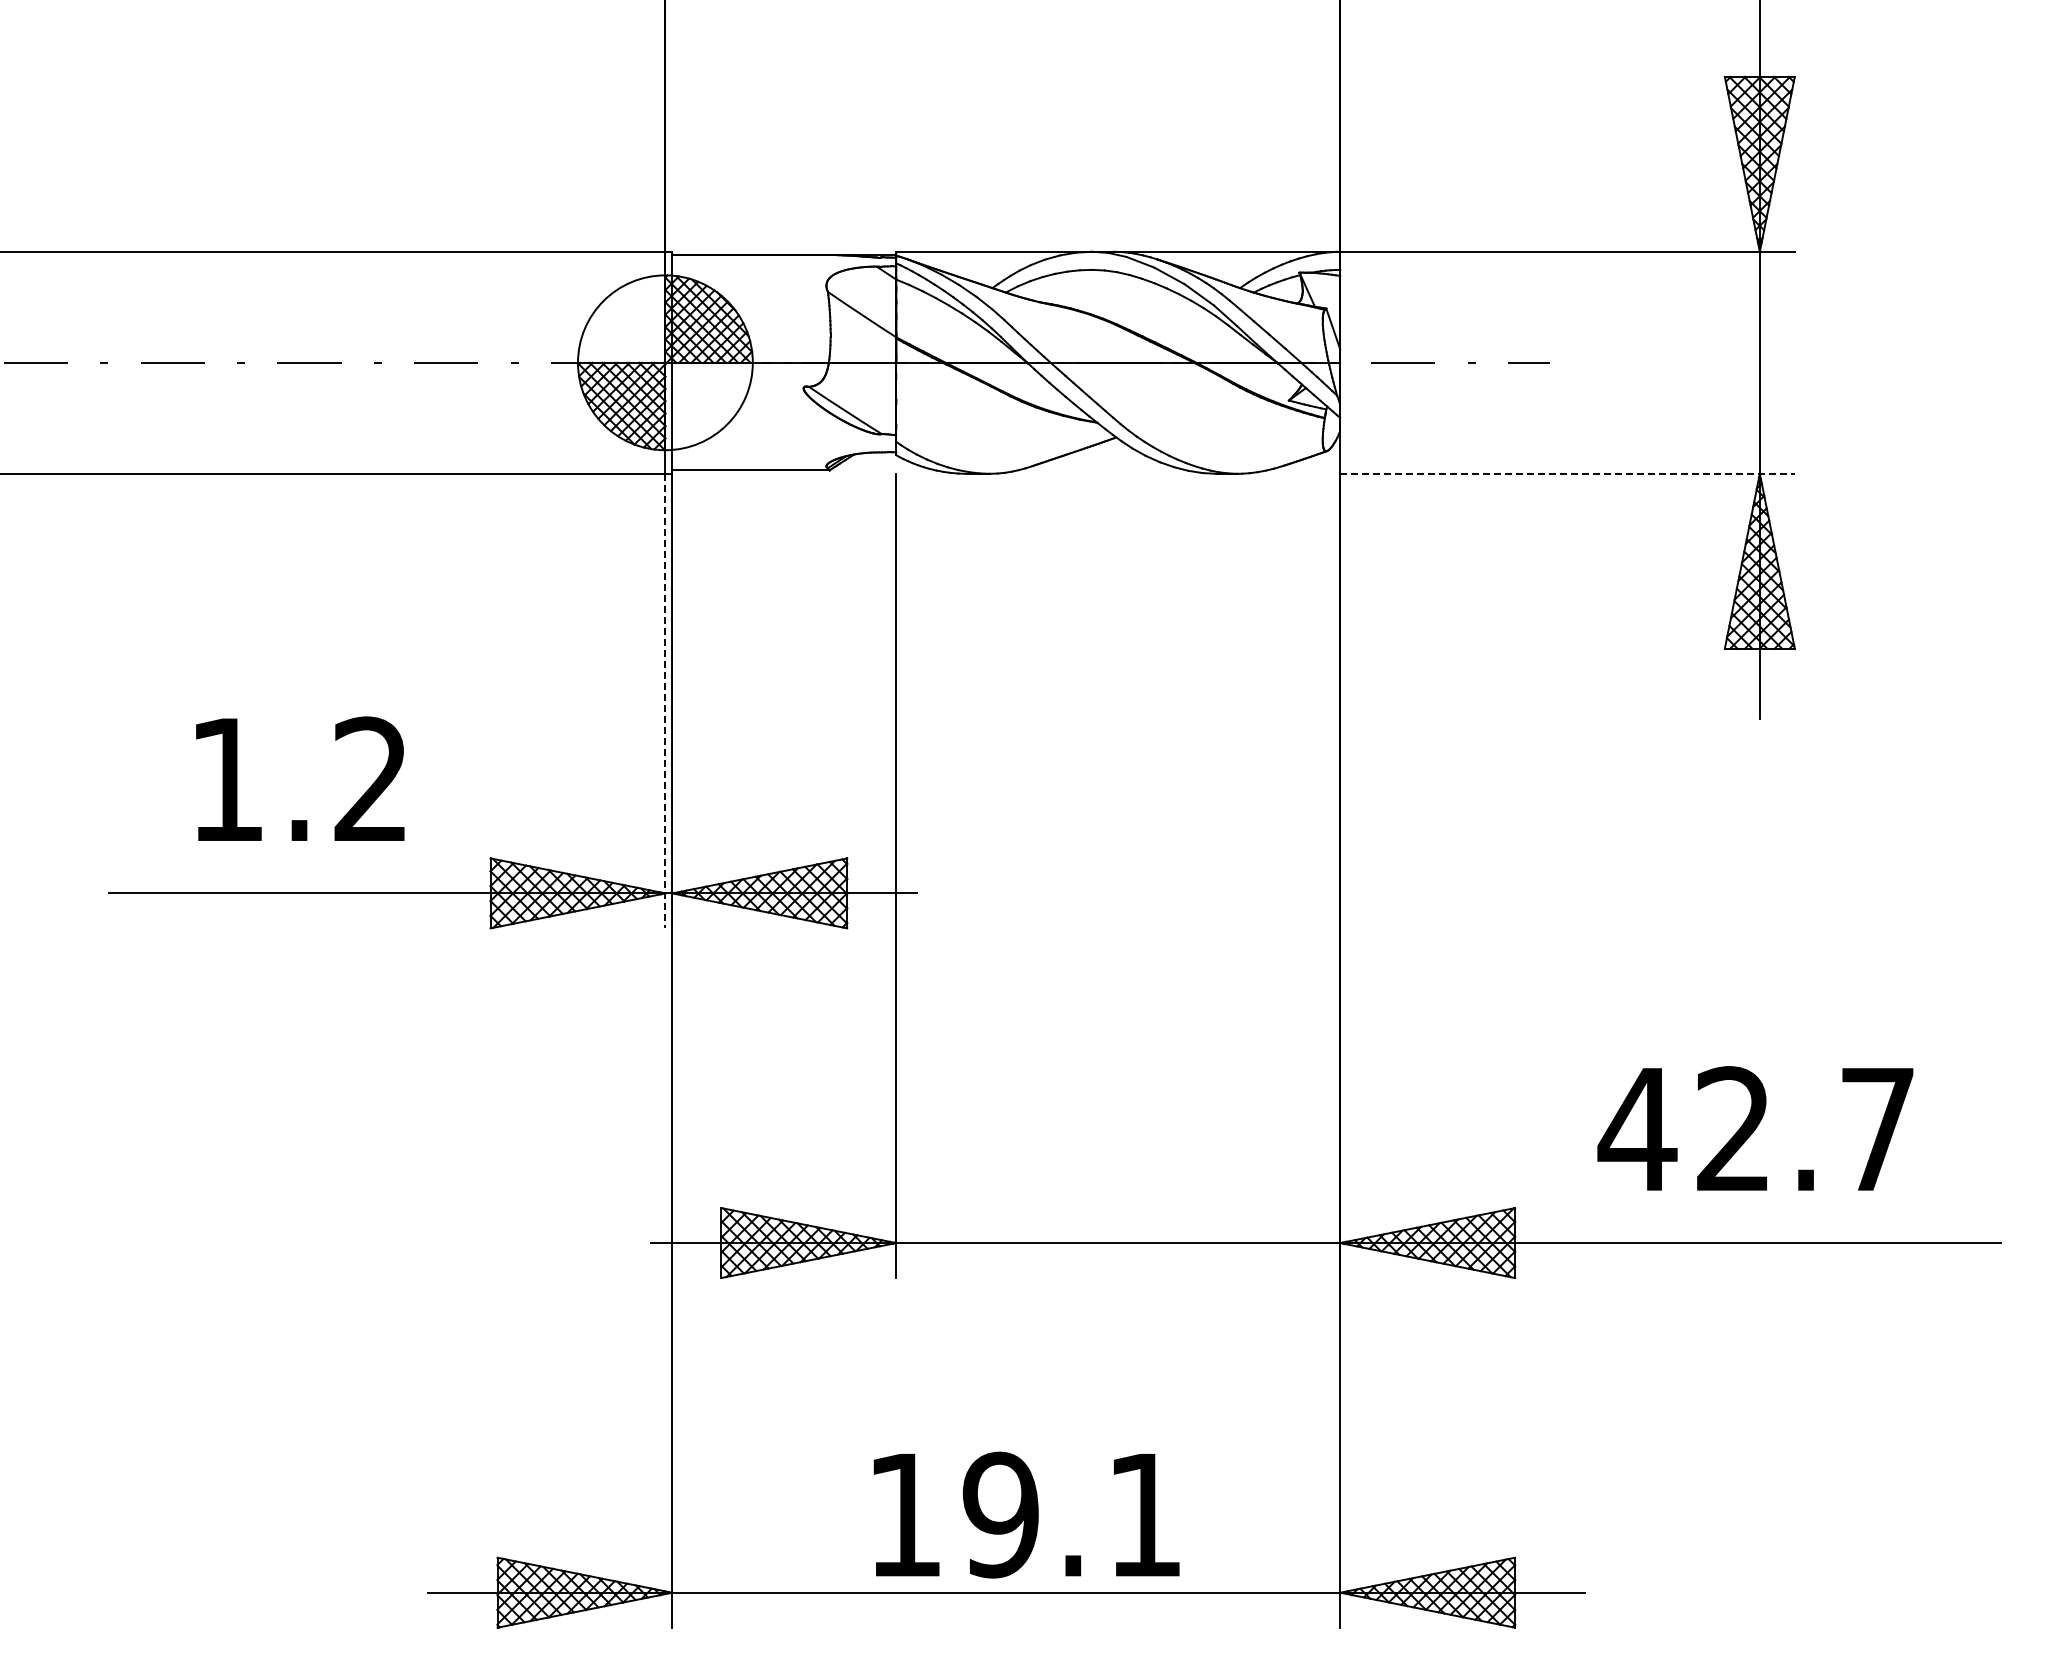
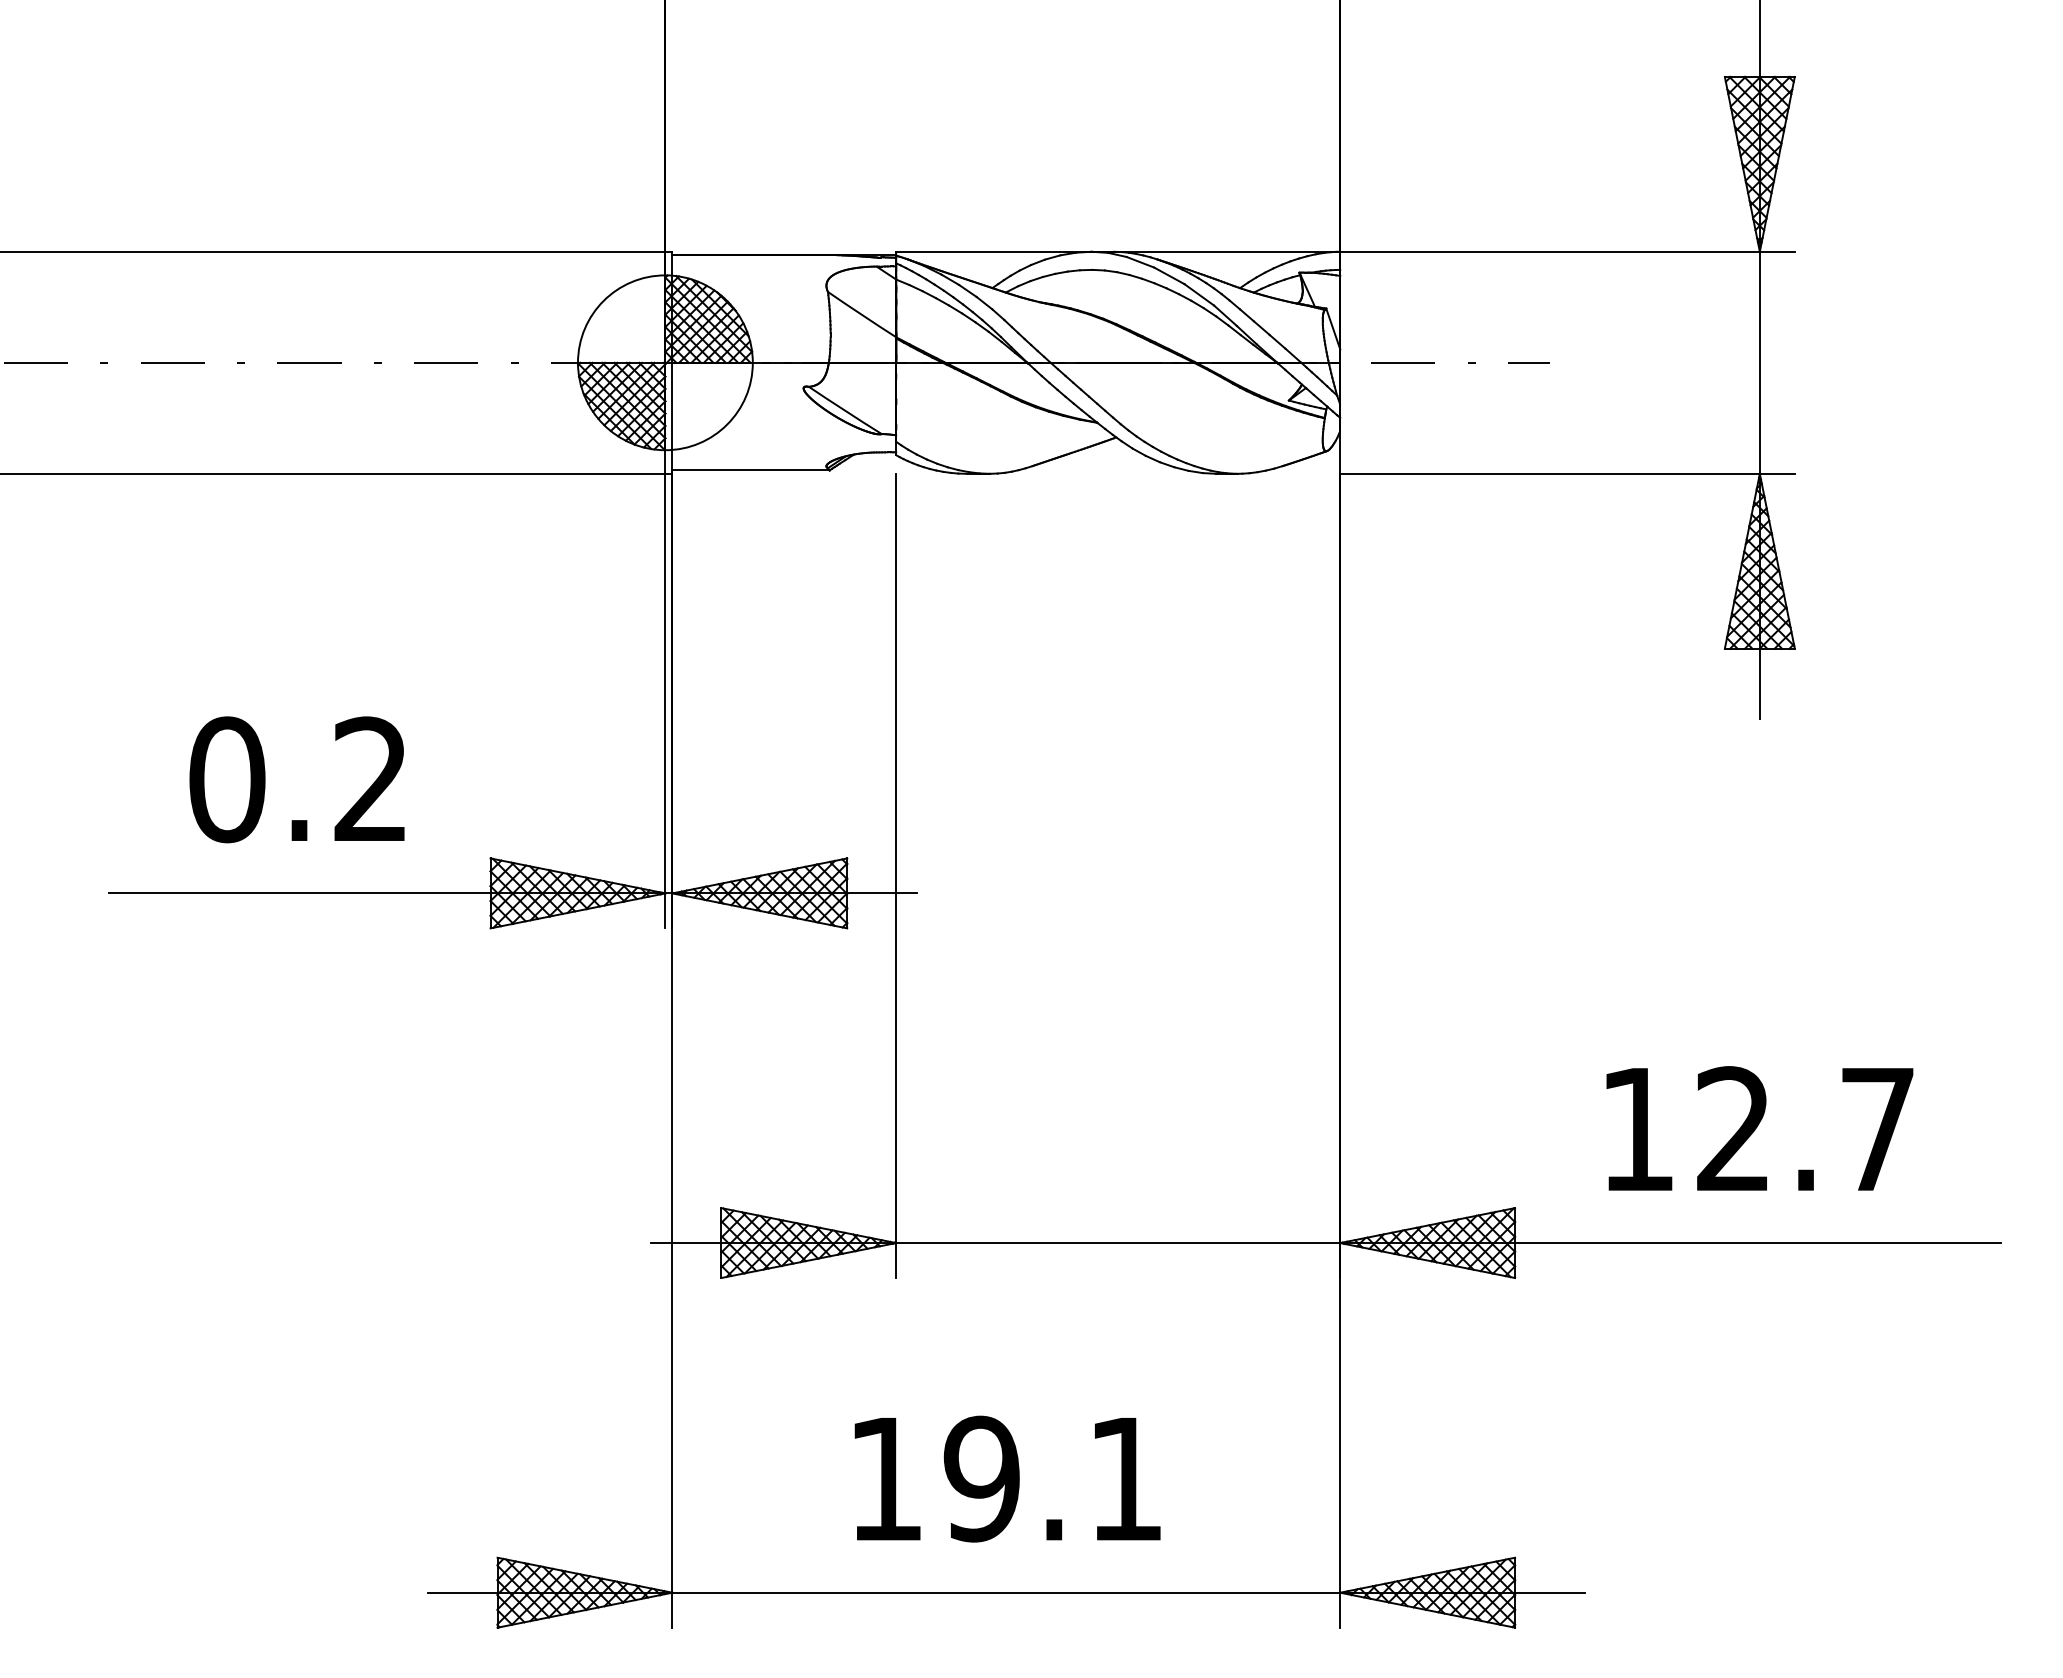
line: dashed -> solid (1568, 473)
line: dashed -> solid (665, 701)
text: 1.2 -> 0.2 (227, 779)
text: 42.7 -> 12.7 (1637, 1129)
text position: (1026, 1514) -> (1007, 1478) (1007, 1478)
